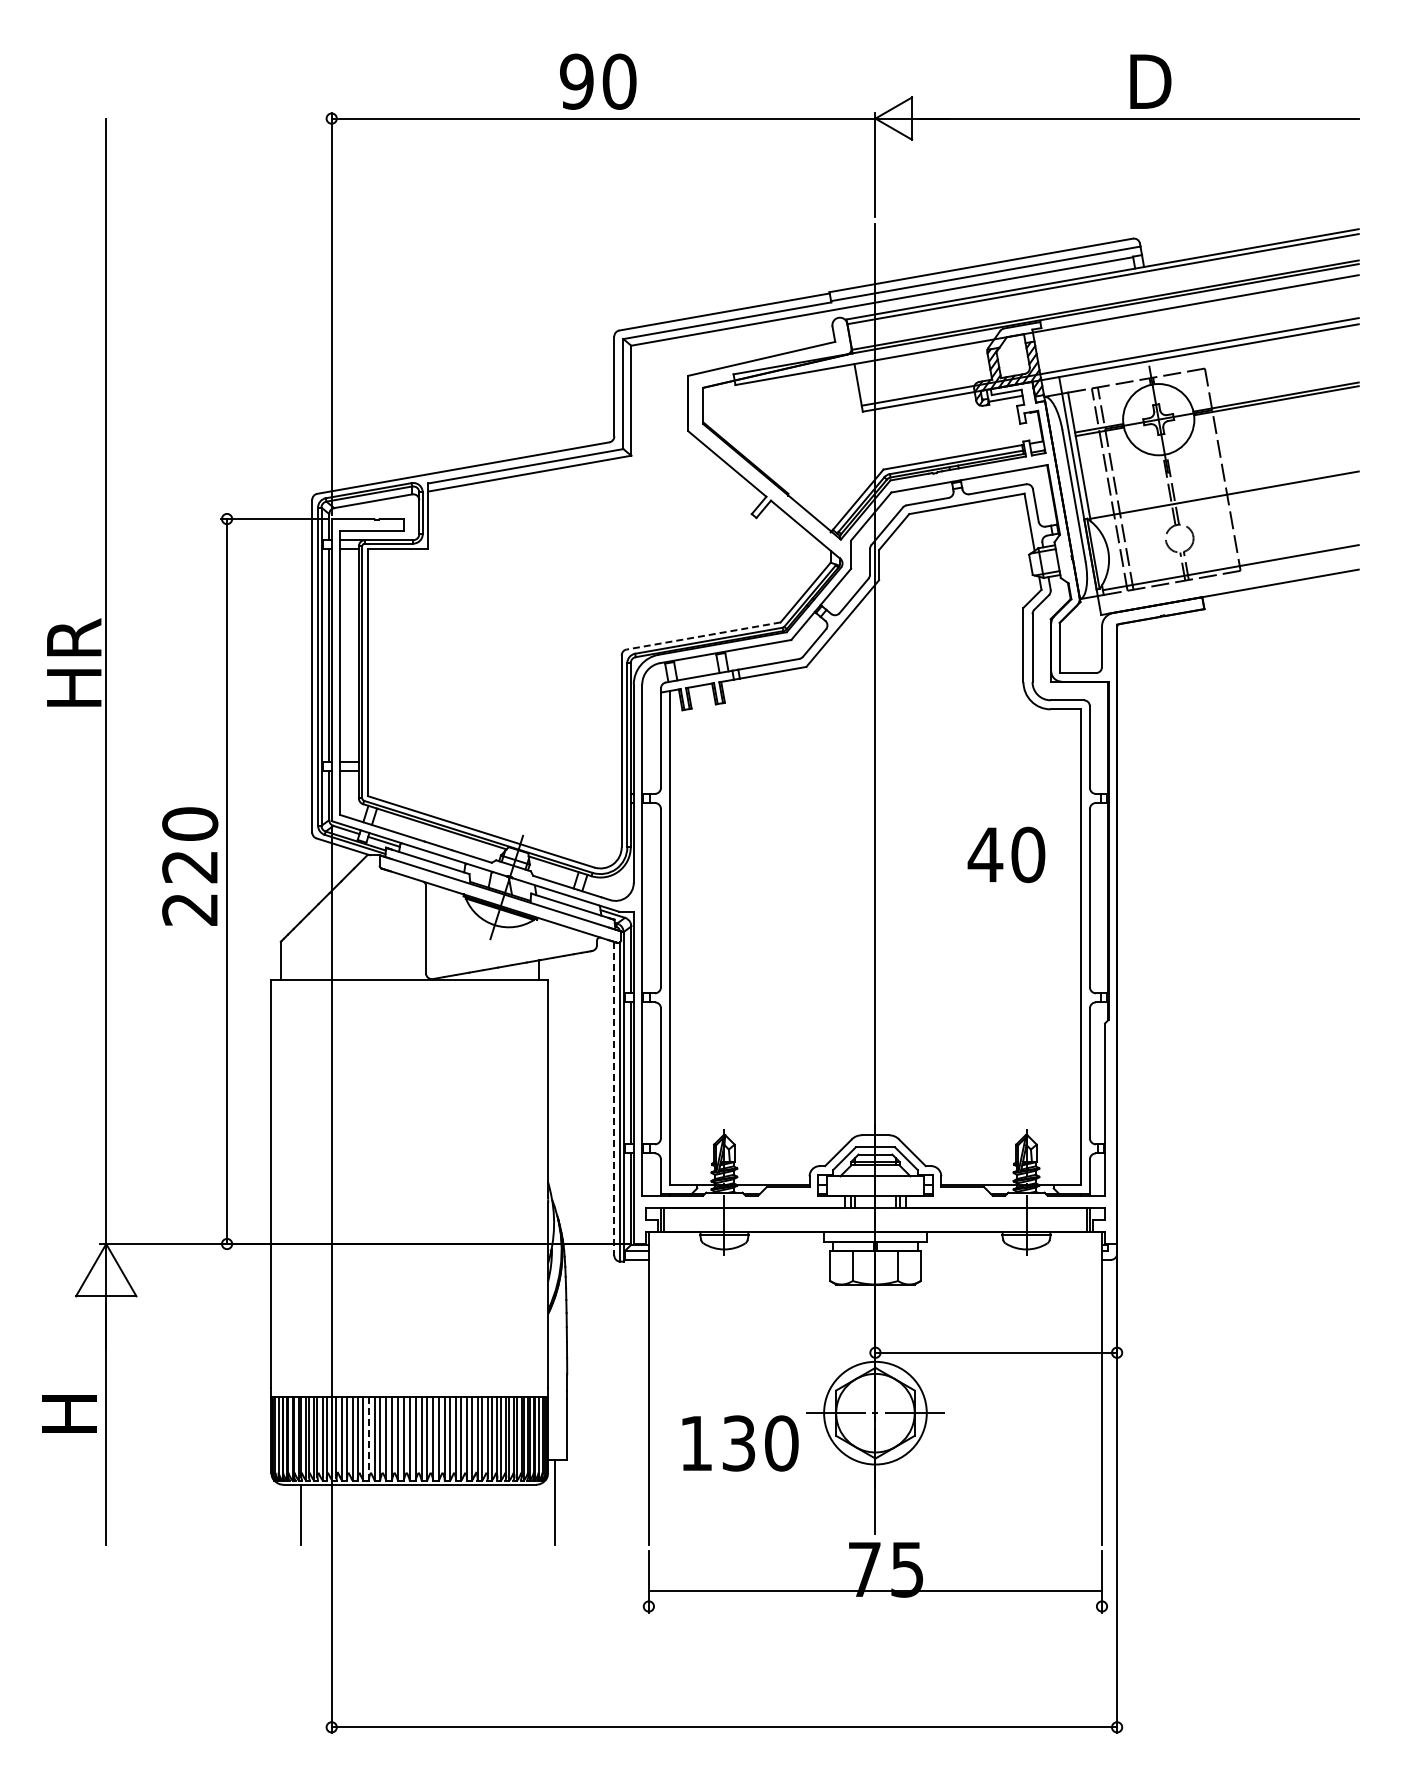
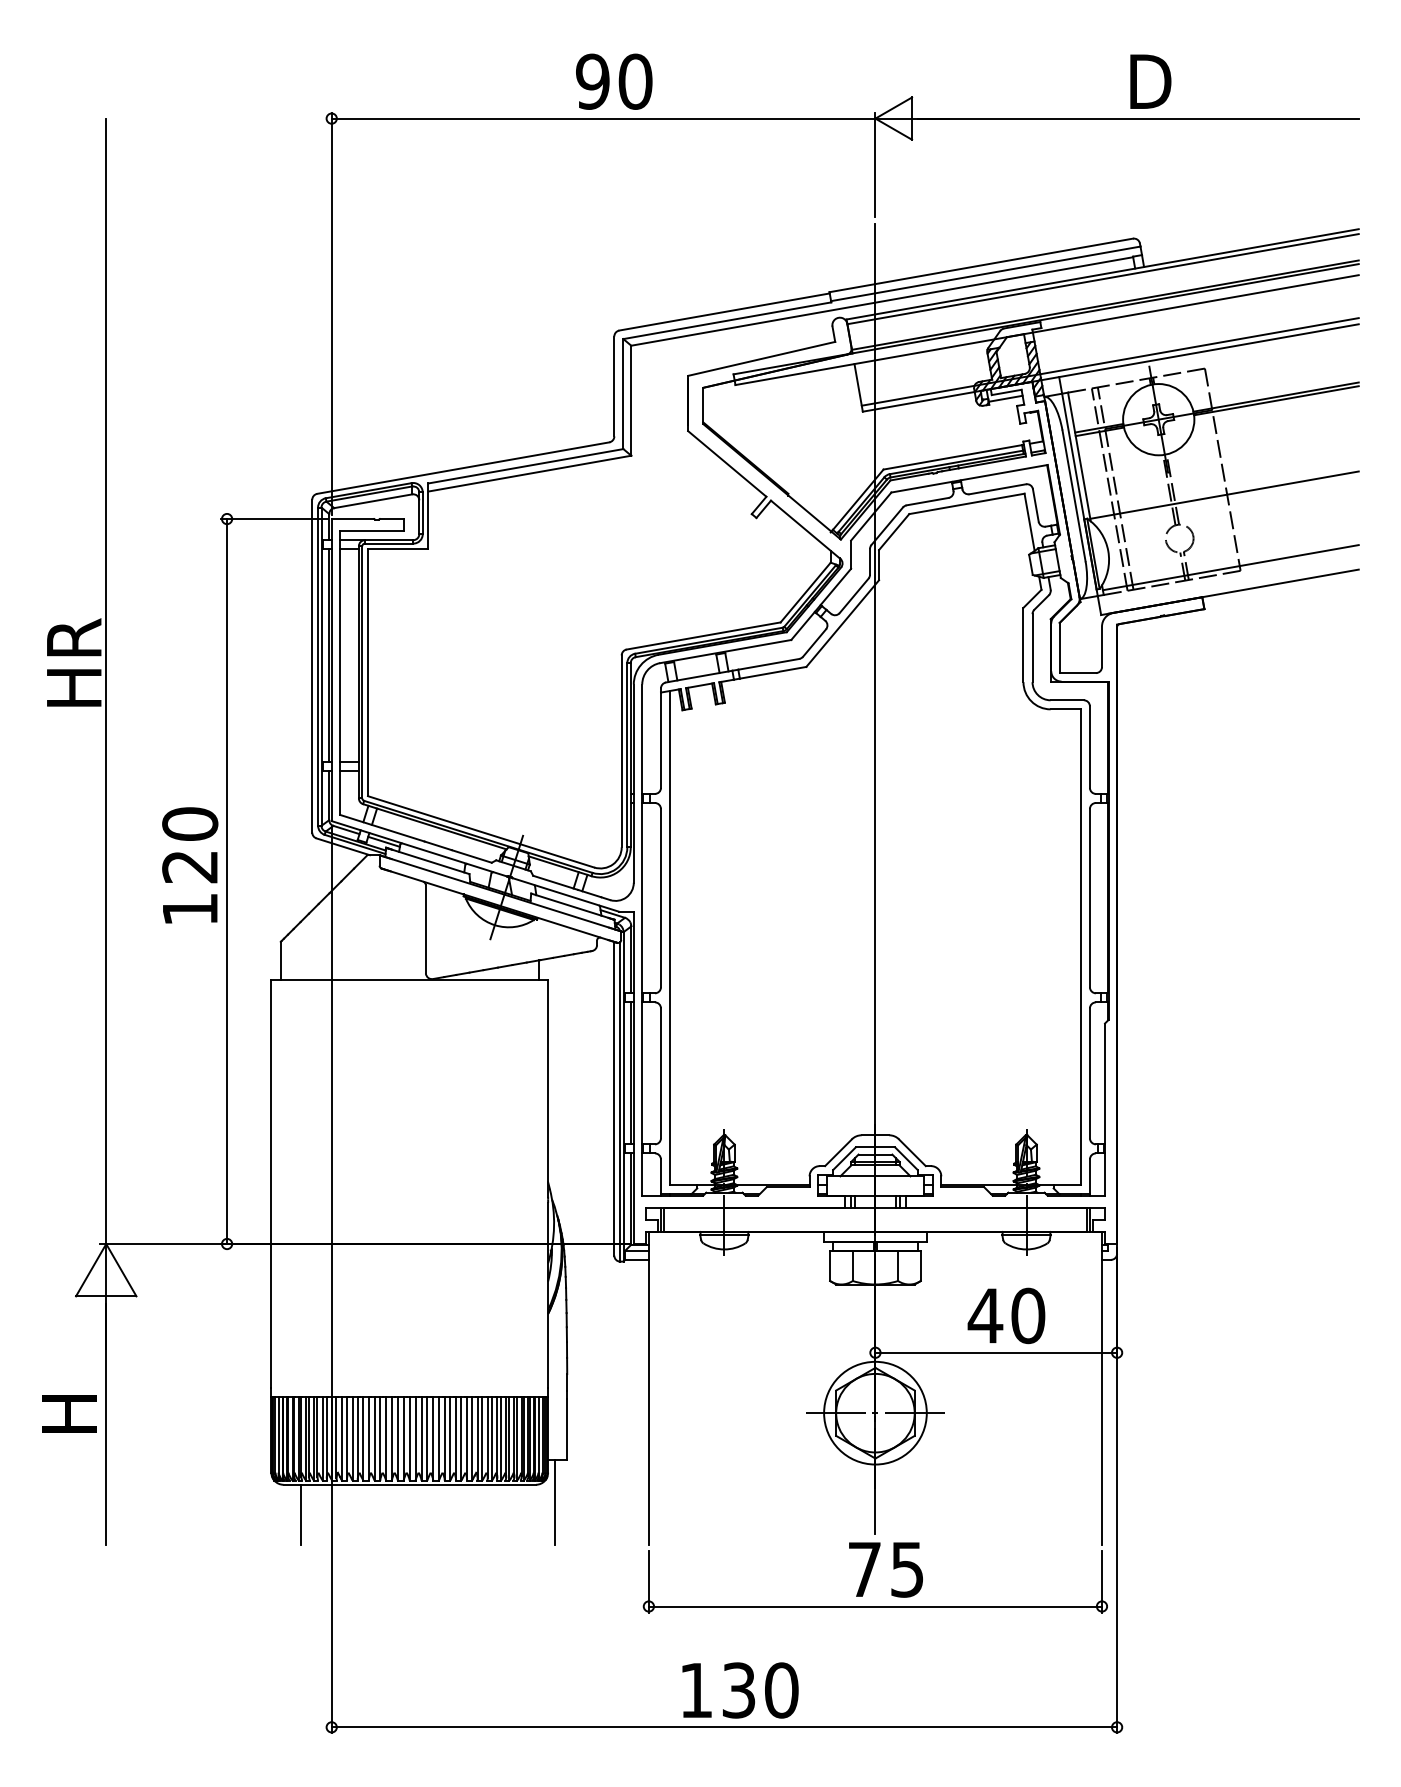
text position: (598, 81) -> (614, 81) (614, 81)
line: dashed -> solid (703, 636)
text position: (1006, 854) -> (1006, 1315) (1006, 1315)
text: 220 -> 120 (189, 909)
line: dashed -> solid (614, 1098)
line: dashed -> solid (368, 1438)
text position: (740, 1443) -> (740, 1690) (740, 1690)
line position: (875, 1590) -> (875, 1606) (875, 1606)
